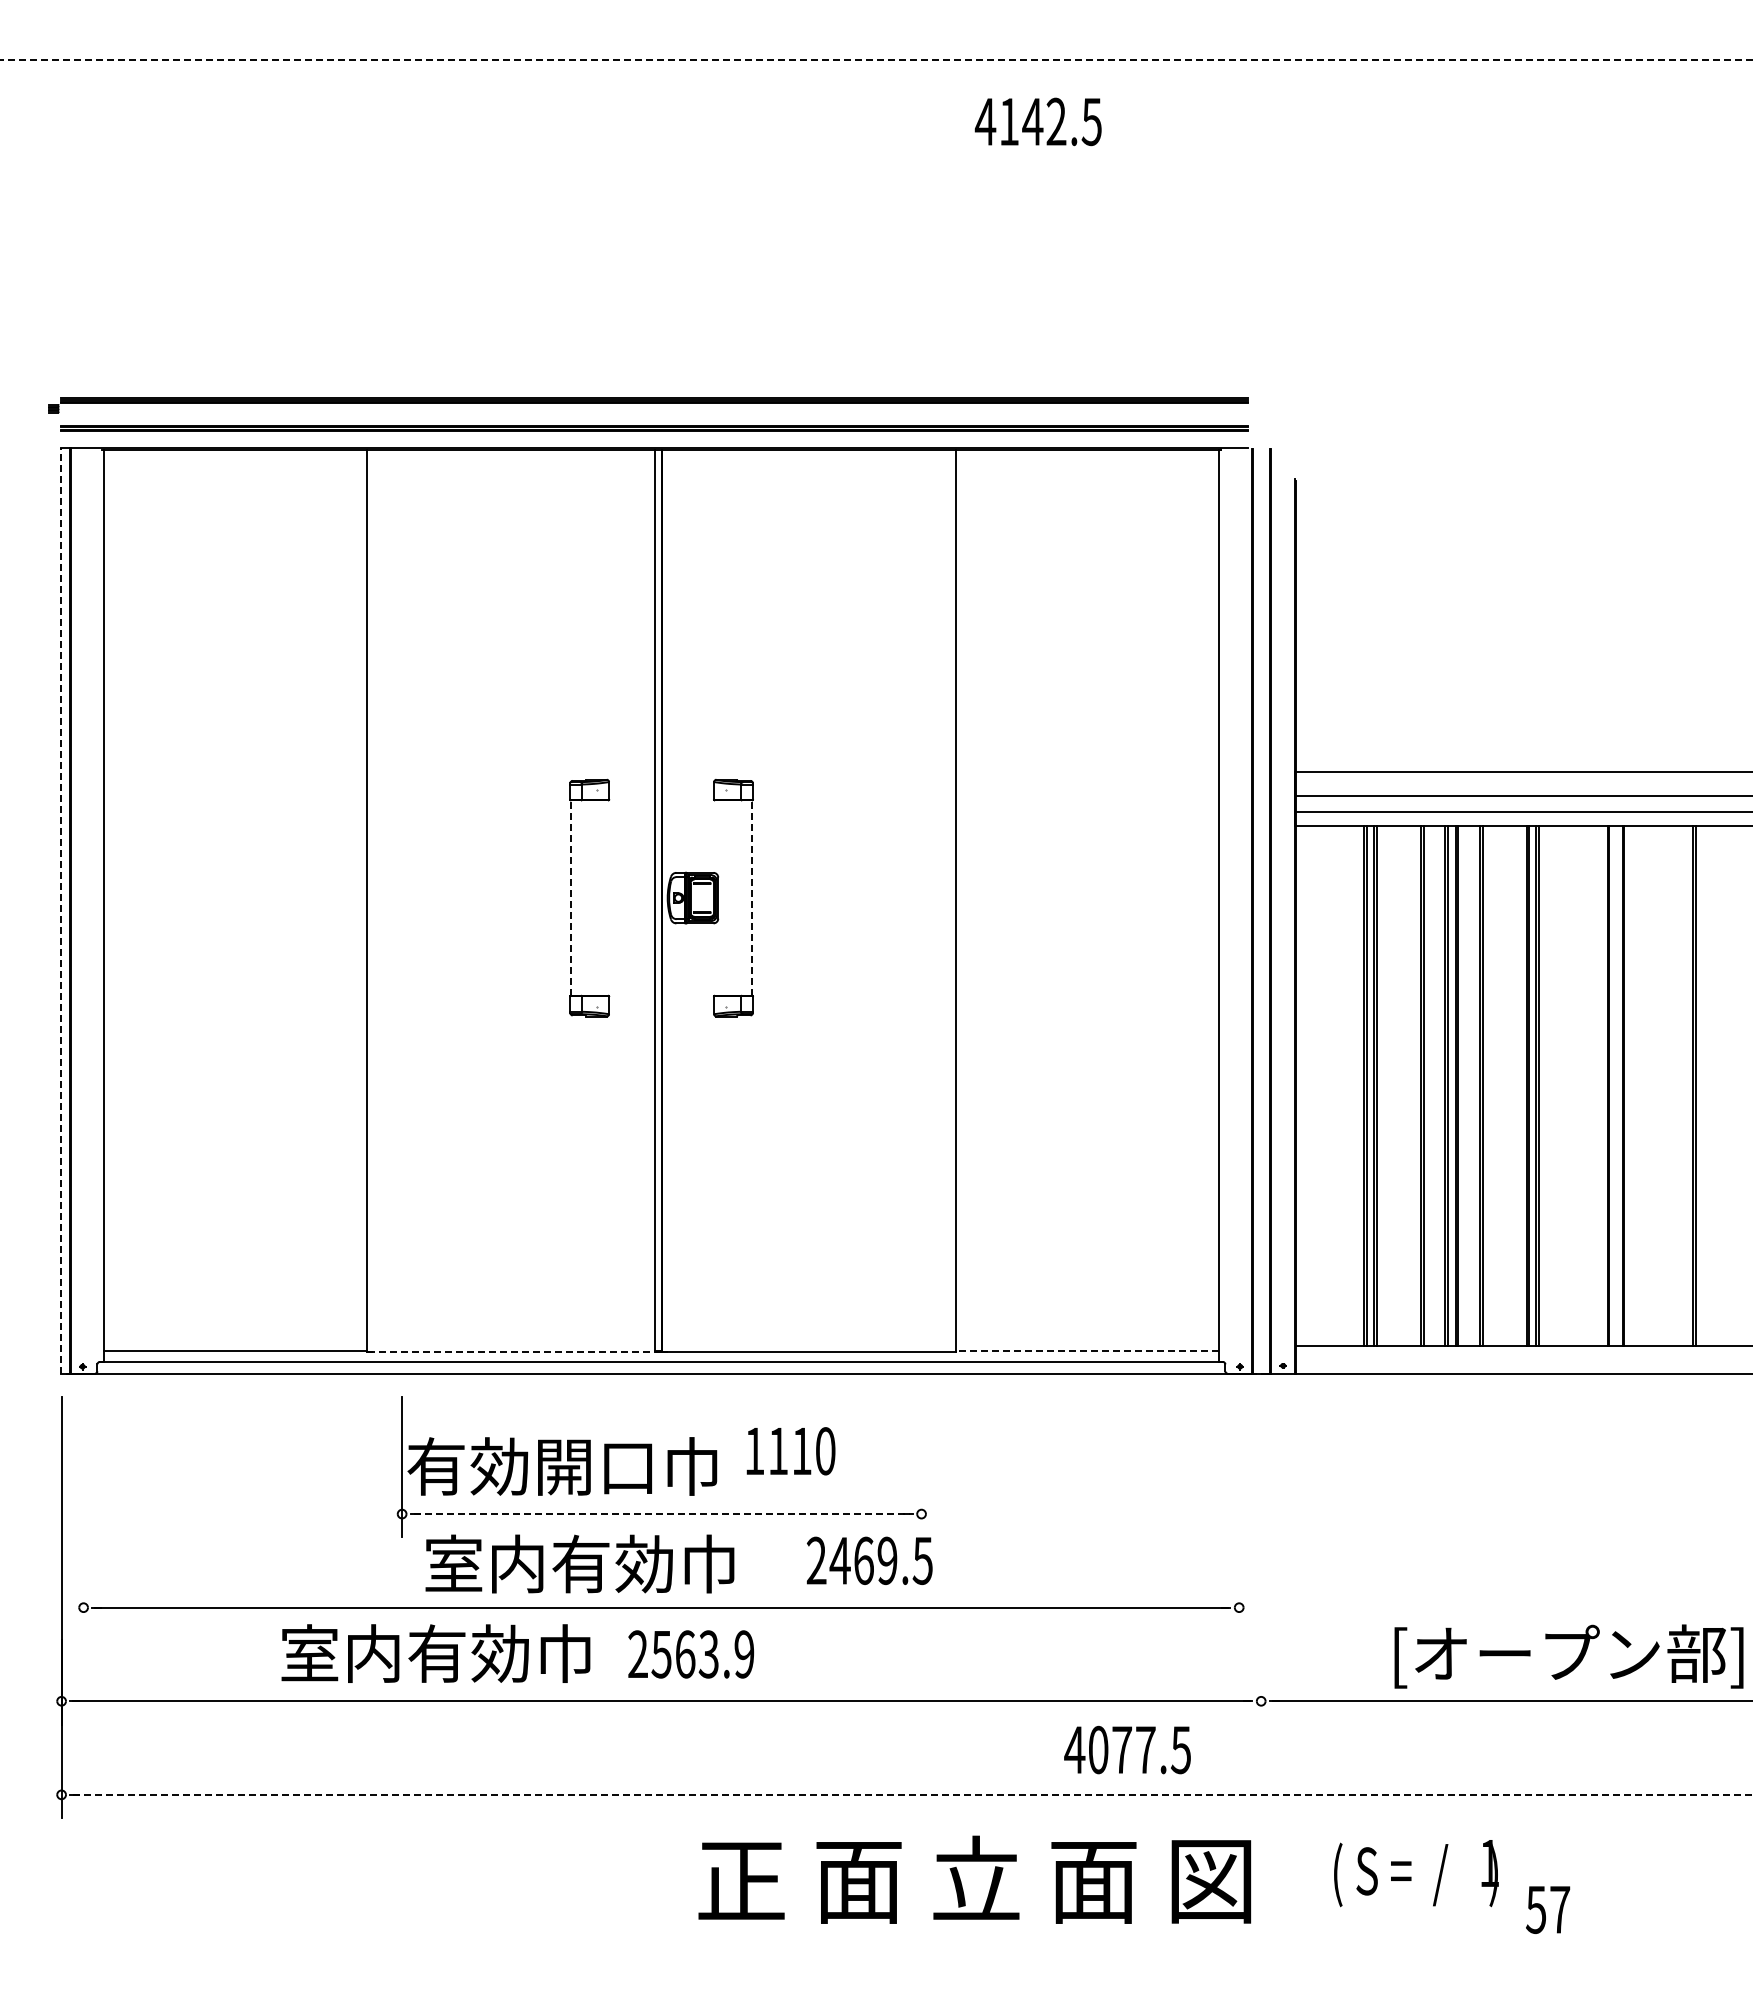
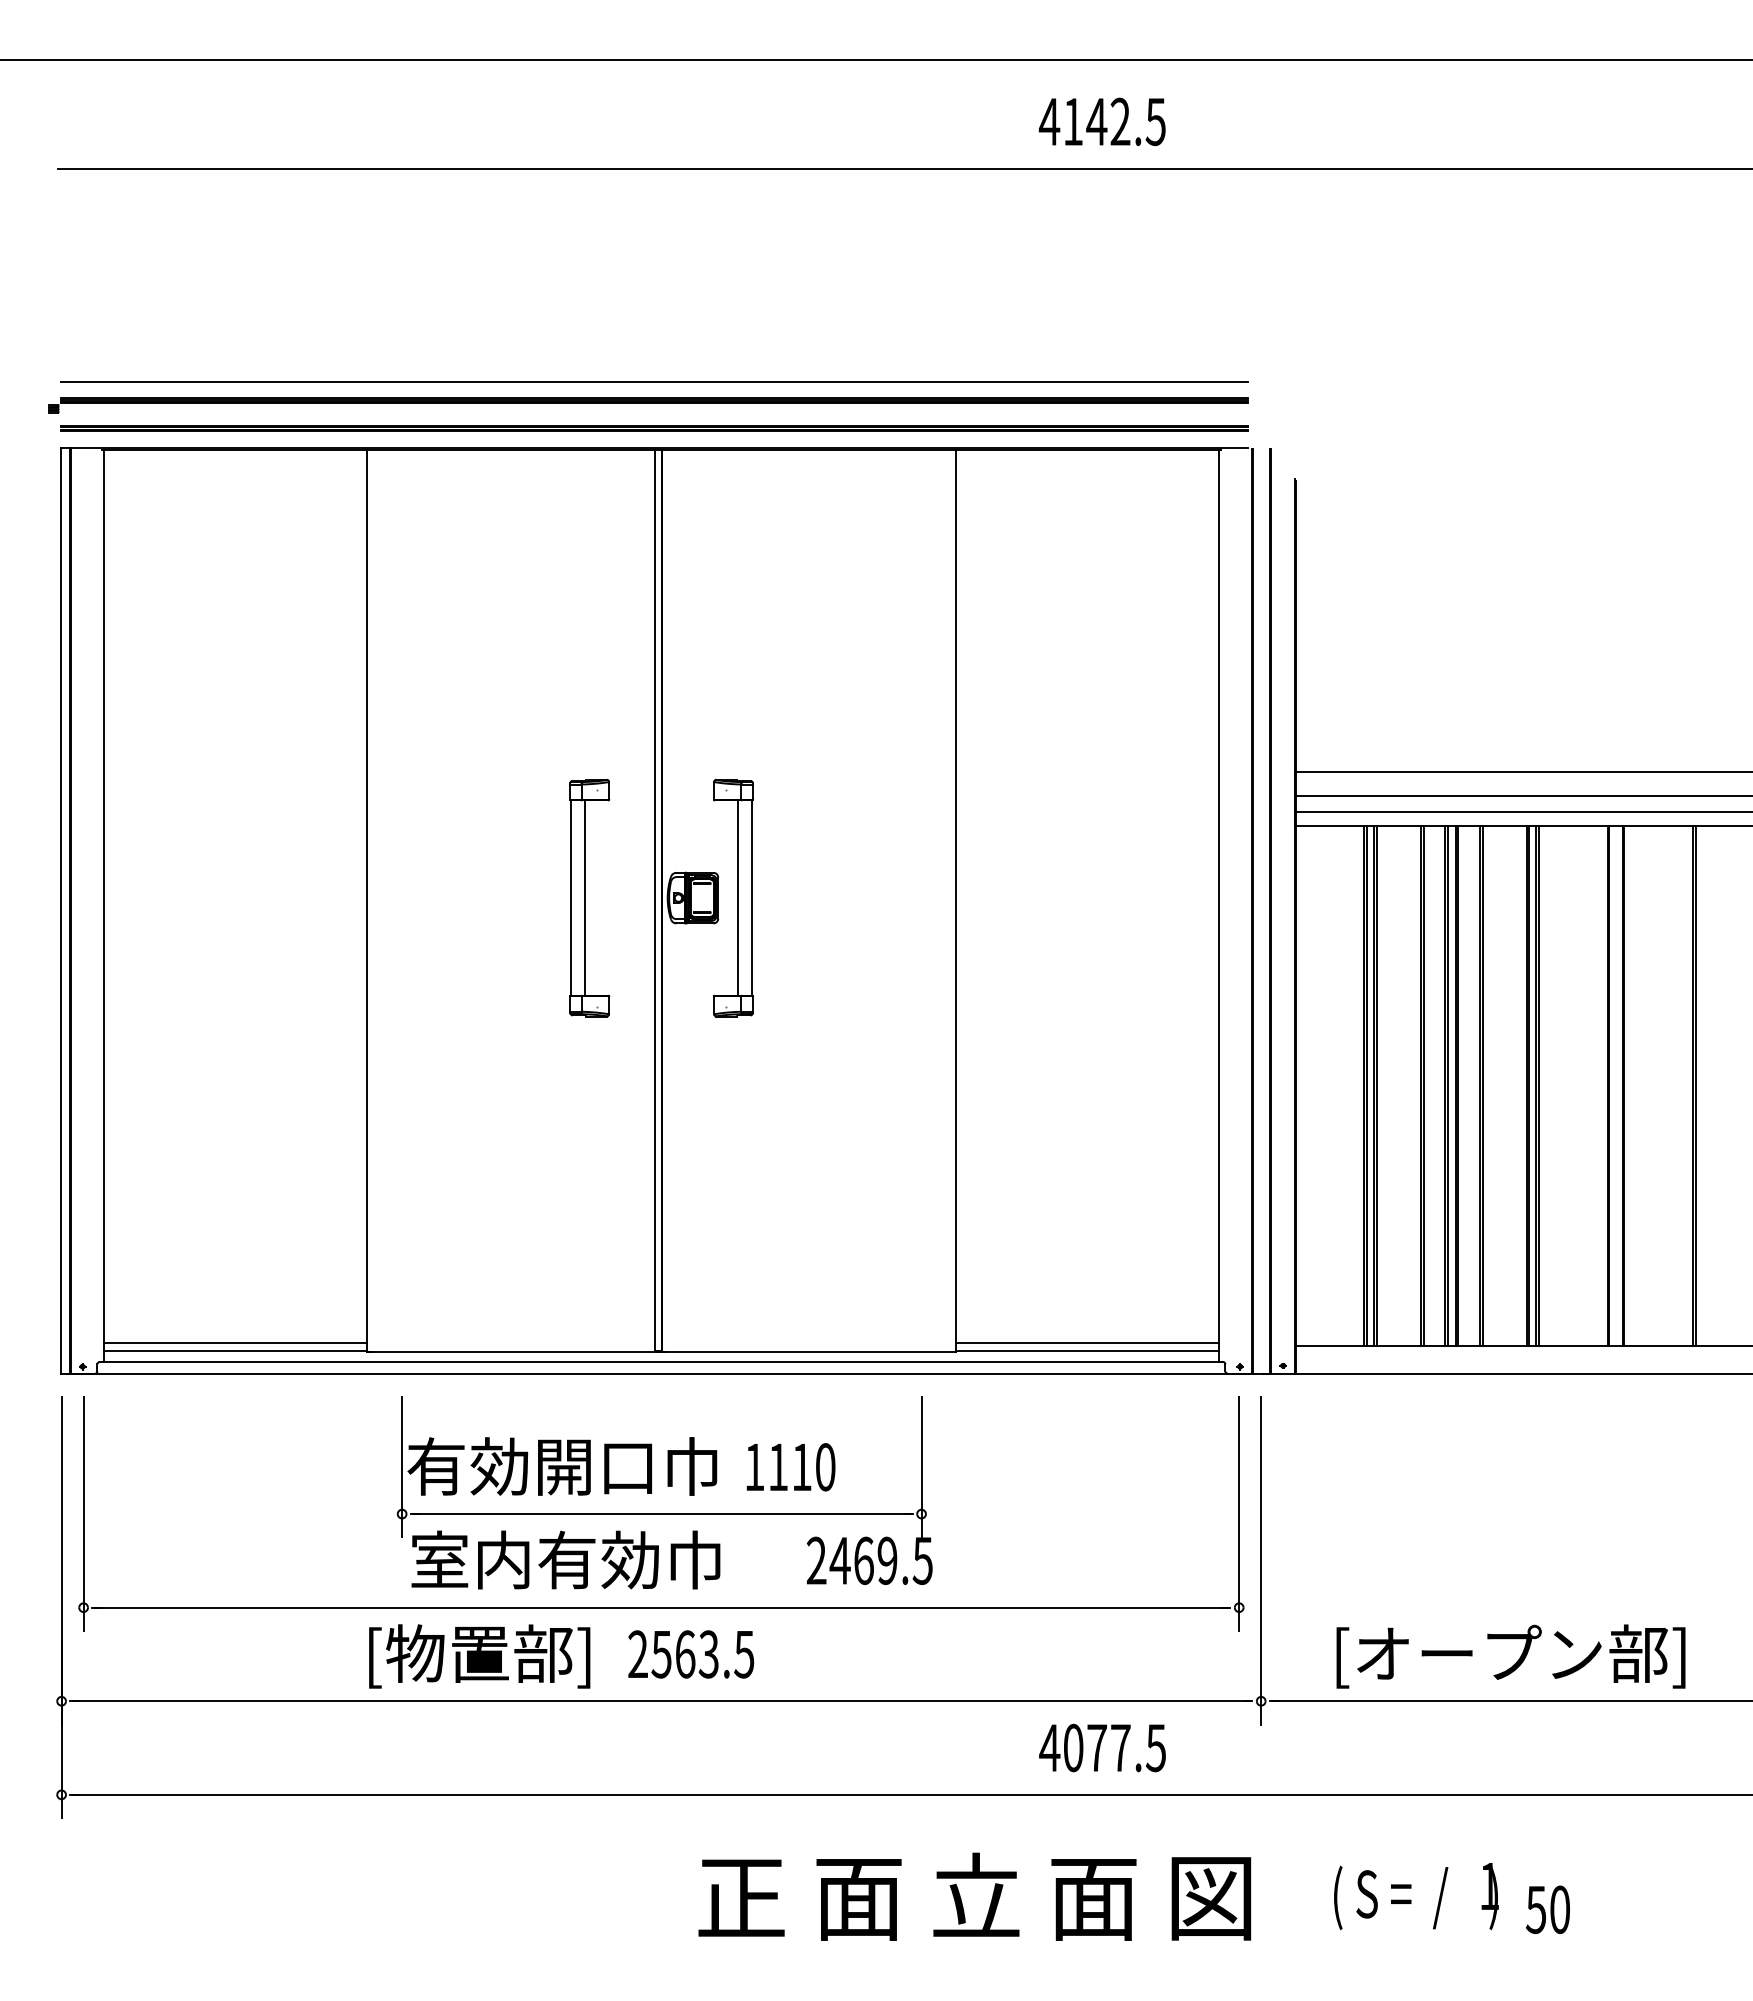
line: dashed -> solid (877, 60)
text position: (1037, 121) -> (1101, 121) (1101, 121)
line: none -> present (903, 168)
line: none -> present (654, 382)
line: none -> present (585, 897)
line: none -> present (738, 897)
line: dashed -> solid (571, 898)
line: dashed -> solid (752, 898)
line: dashed -> solid (61, 910)
line: none -> present (235, 1343)
line: none -> present (1087, 1343)
line: dashed -> solid (514, 1351)
line: dashed -> solid (1087, 1351)
text position: (790, 1451) -> (790, 1467) (790, 1467)
line: none -> present (921, 1467)
line: none -> present (83, 1514)
line: dashed -> solid (662, 1514)
line: none -> present (1239, 1514)
line: none -> present (1261, 1560)
text position: (579, 1563) -> (565, 1559) (565, 1559)
text: 2563.9 -> 2563.5 (744, 1654)
text: 室内有効巾 -> [物置部] (435, 1656)
text position: (1568, 1656) -> (1510, 1656) (1510, 1656)
text position: (1127, 1749) -> (1102, 1747) (1102, 1747)
line: dashed -> solid (913, 1794)
text position: (1416, 1873) -> (1416, 1896) (1416, 1896)
text position: (974, 1879) -> (974, 1896) (974, 1896)
text: 57 -> 50 (1560, 1909)
